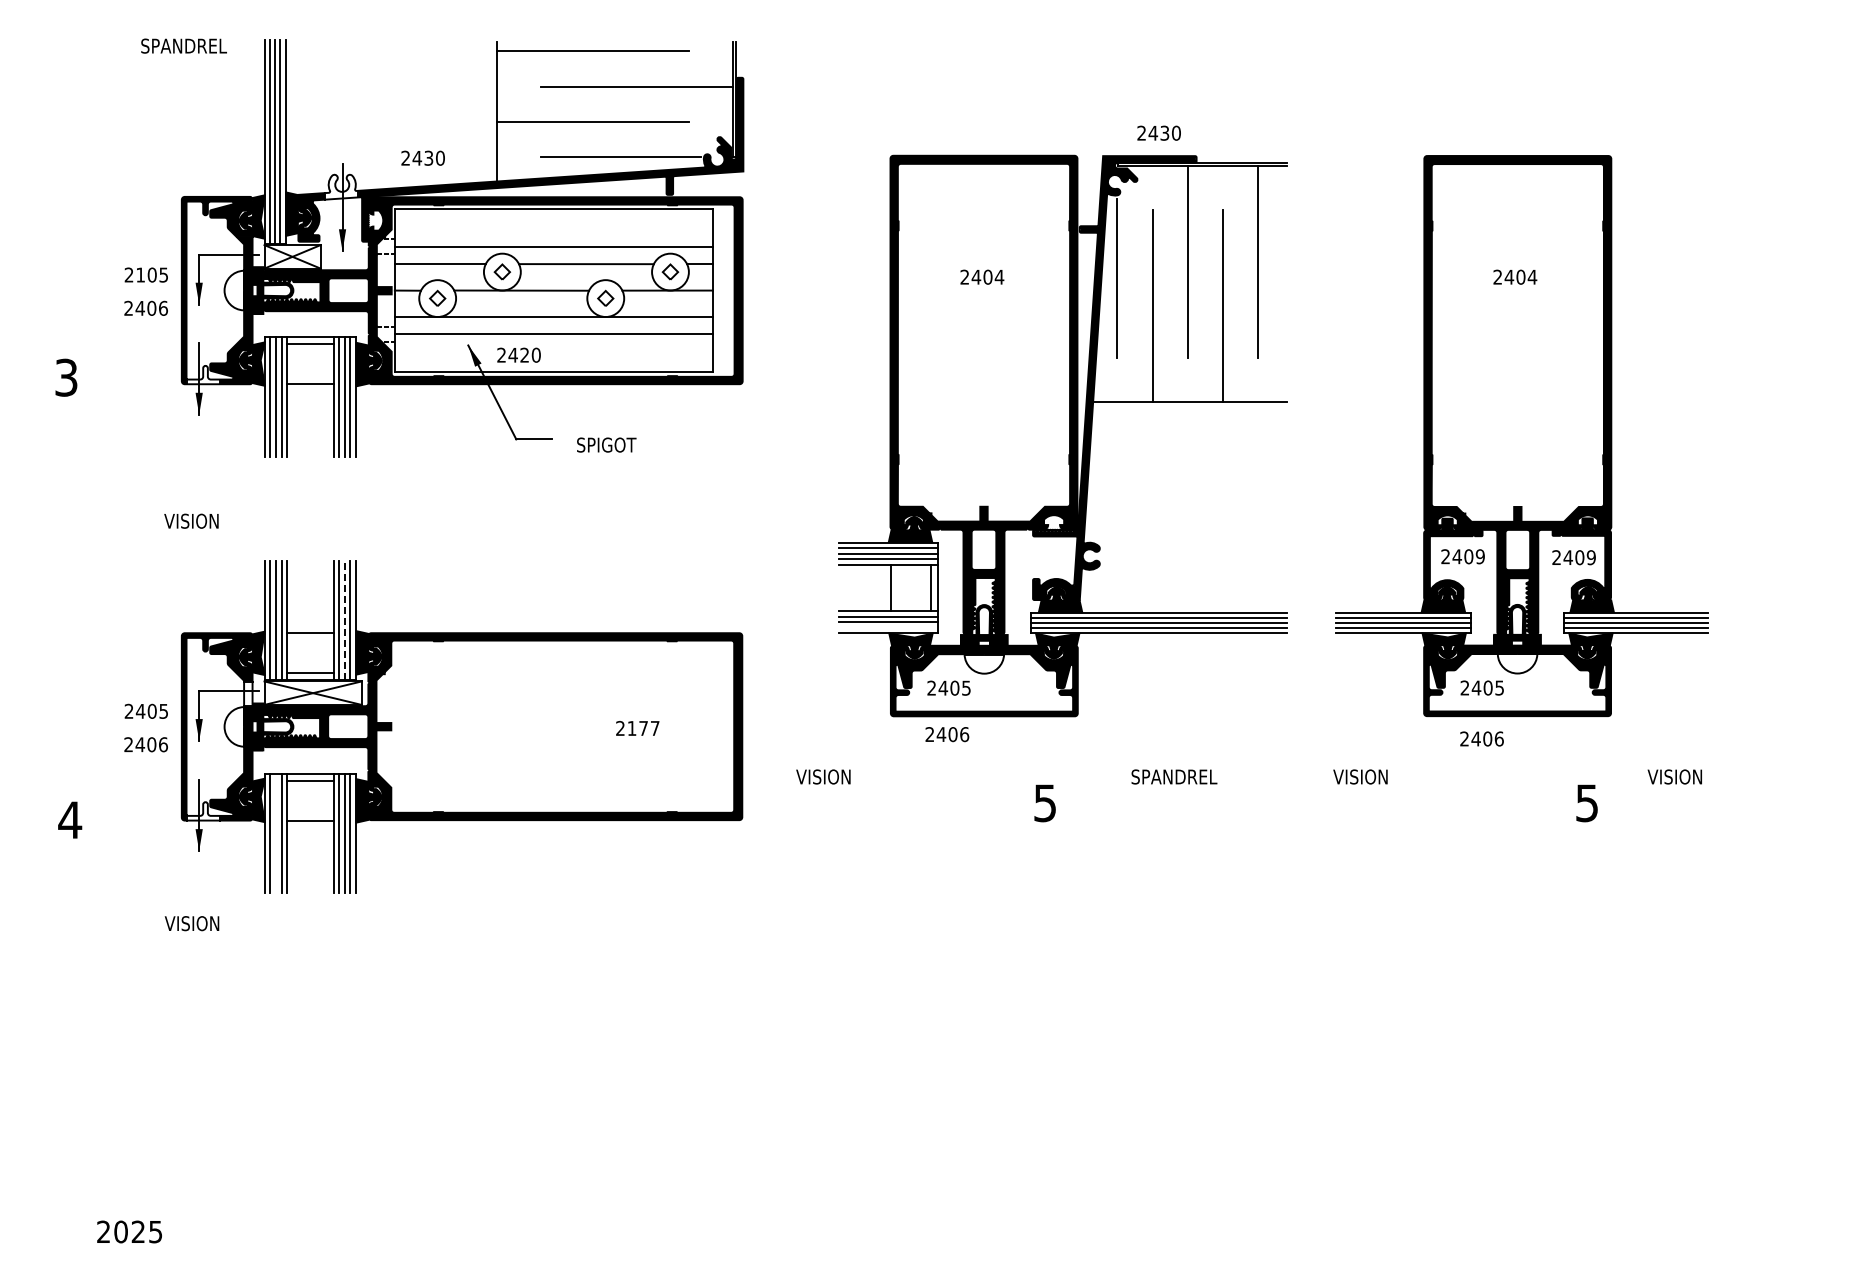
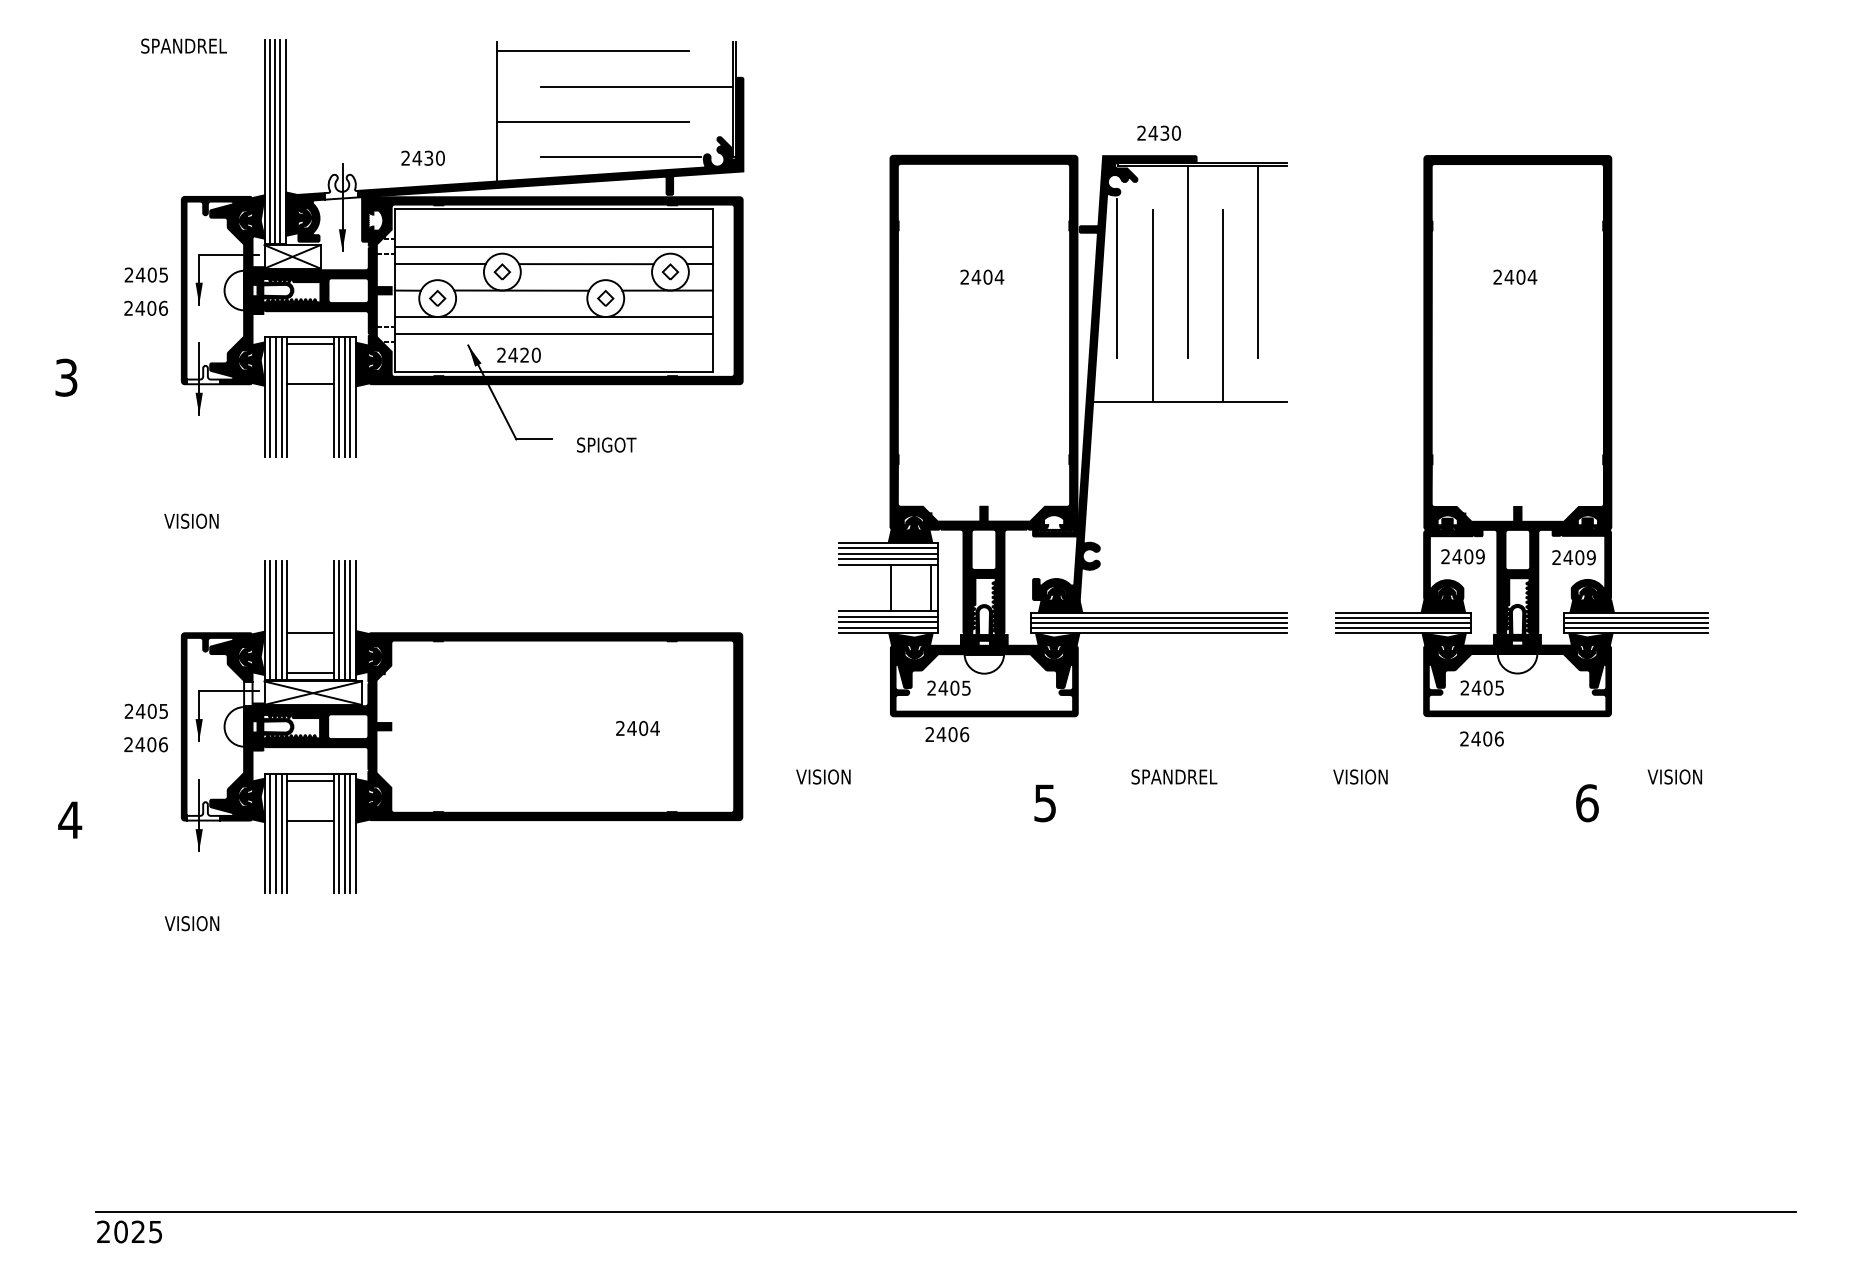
text: 2105 -> 2405 (140, 274)
line: dashed -> solid (344, 620)
line: none -> present (887, 627)
text: 2177 -> 2404 (643, 728)
text: 5 -> 6 (1587, 803)
line: none -> present (275, 833)
line: none -> present (946, 1212)
